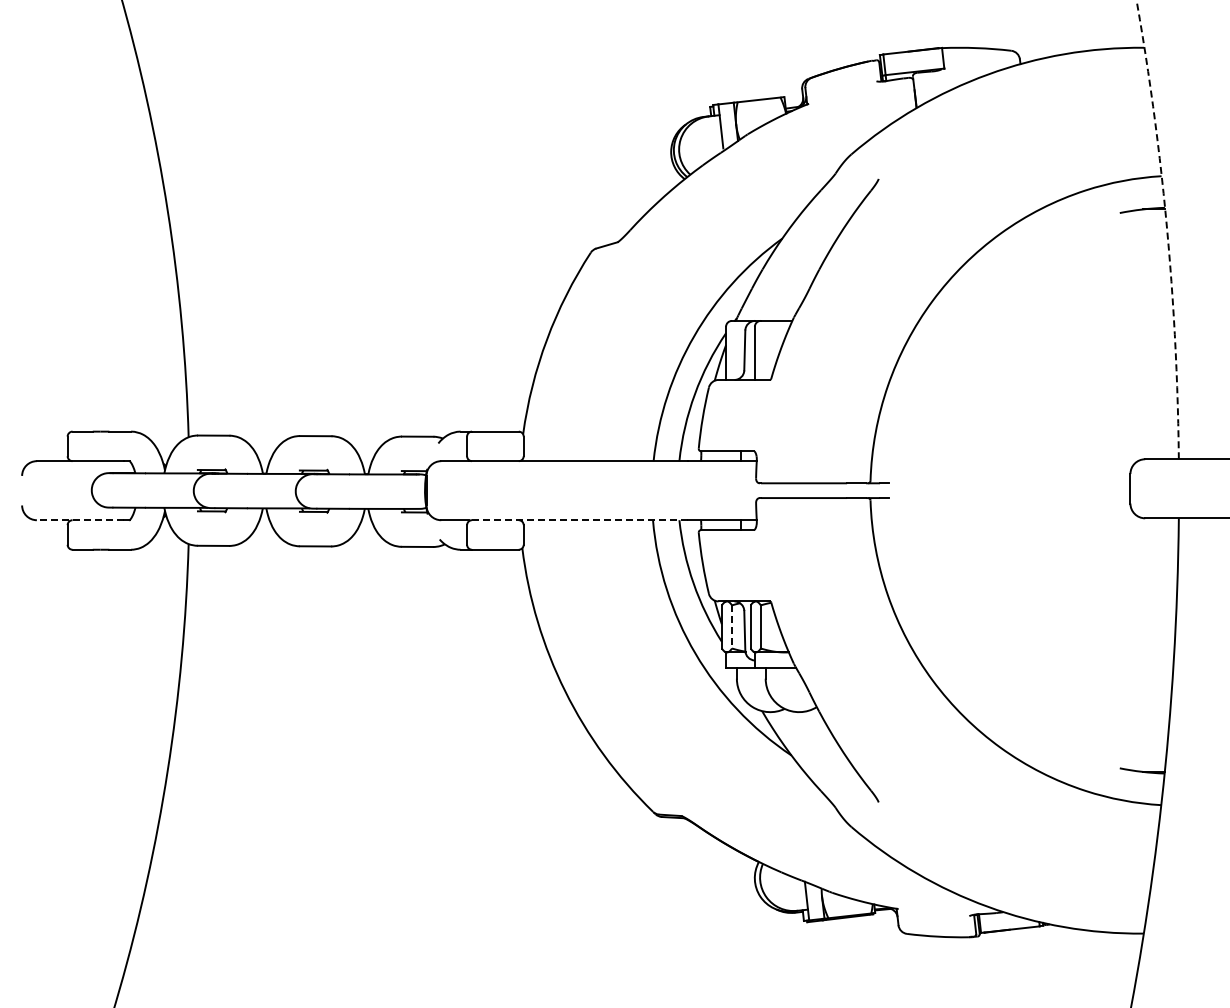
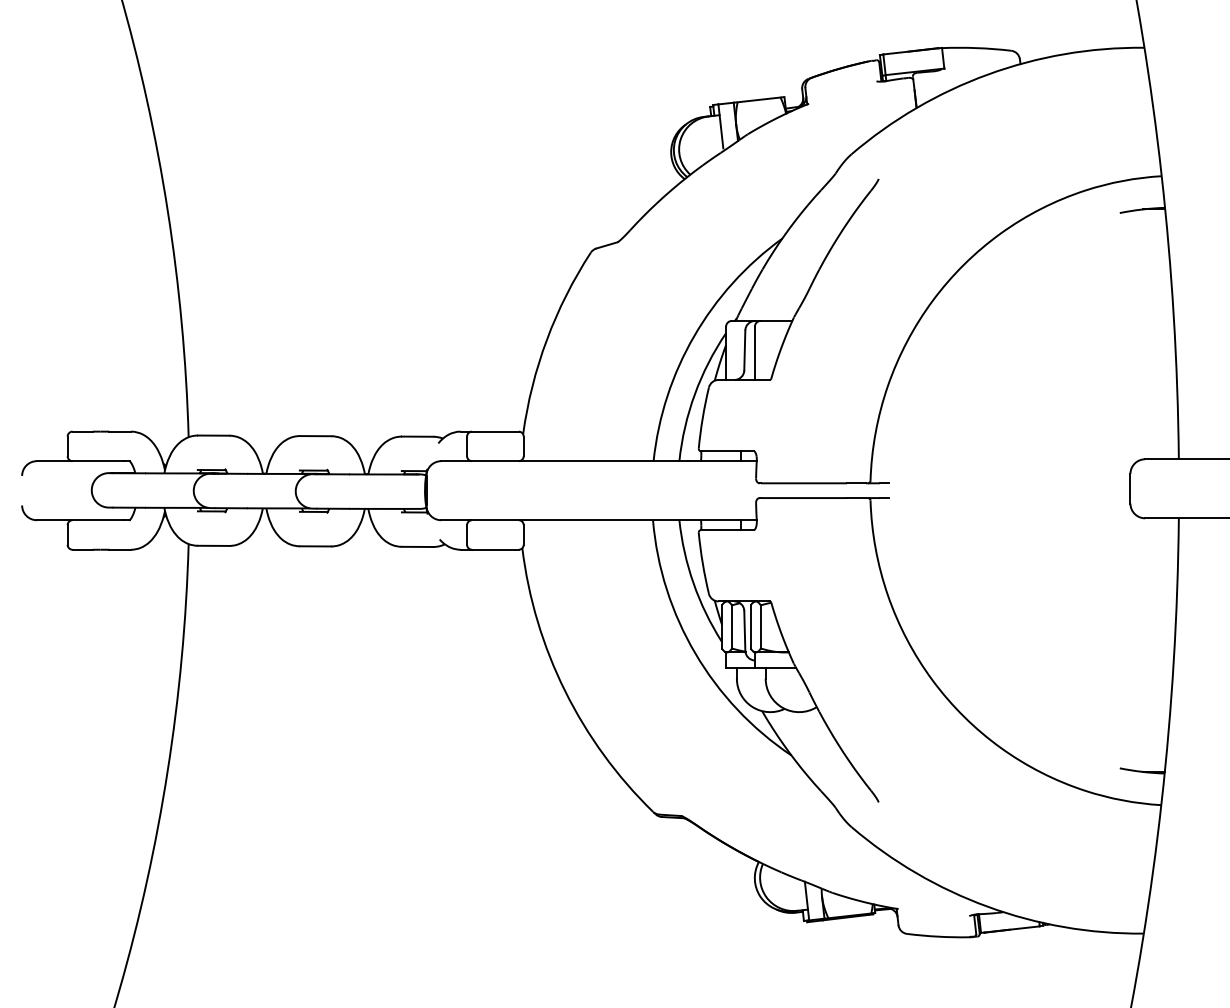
arc: dashed -> solid (1166, 228)
line: dashed -> solid (80, 520)
line: dashed -> solid (578, 520)
line: dashed -> solid (732, 626)
